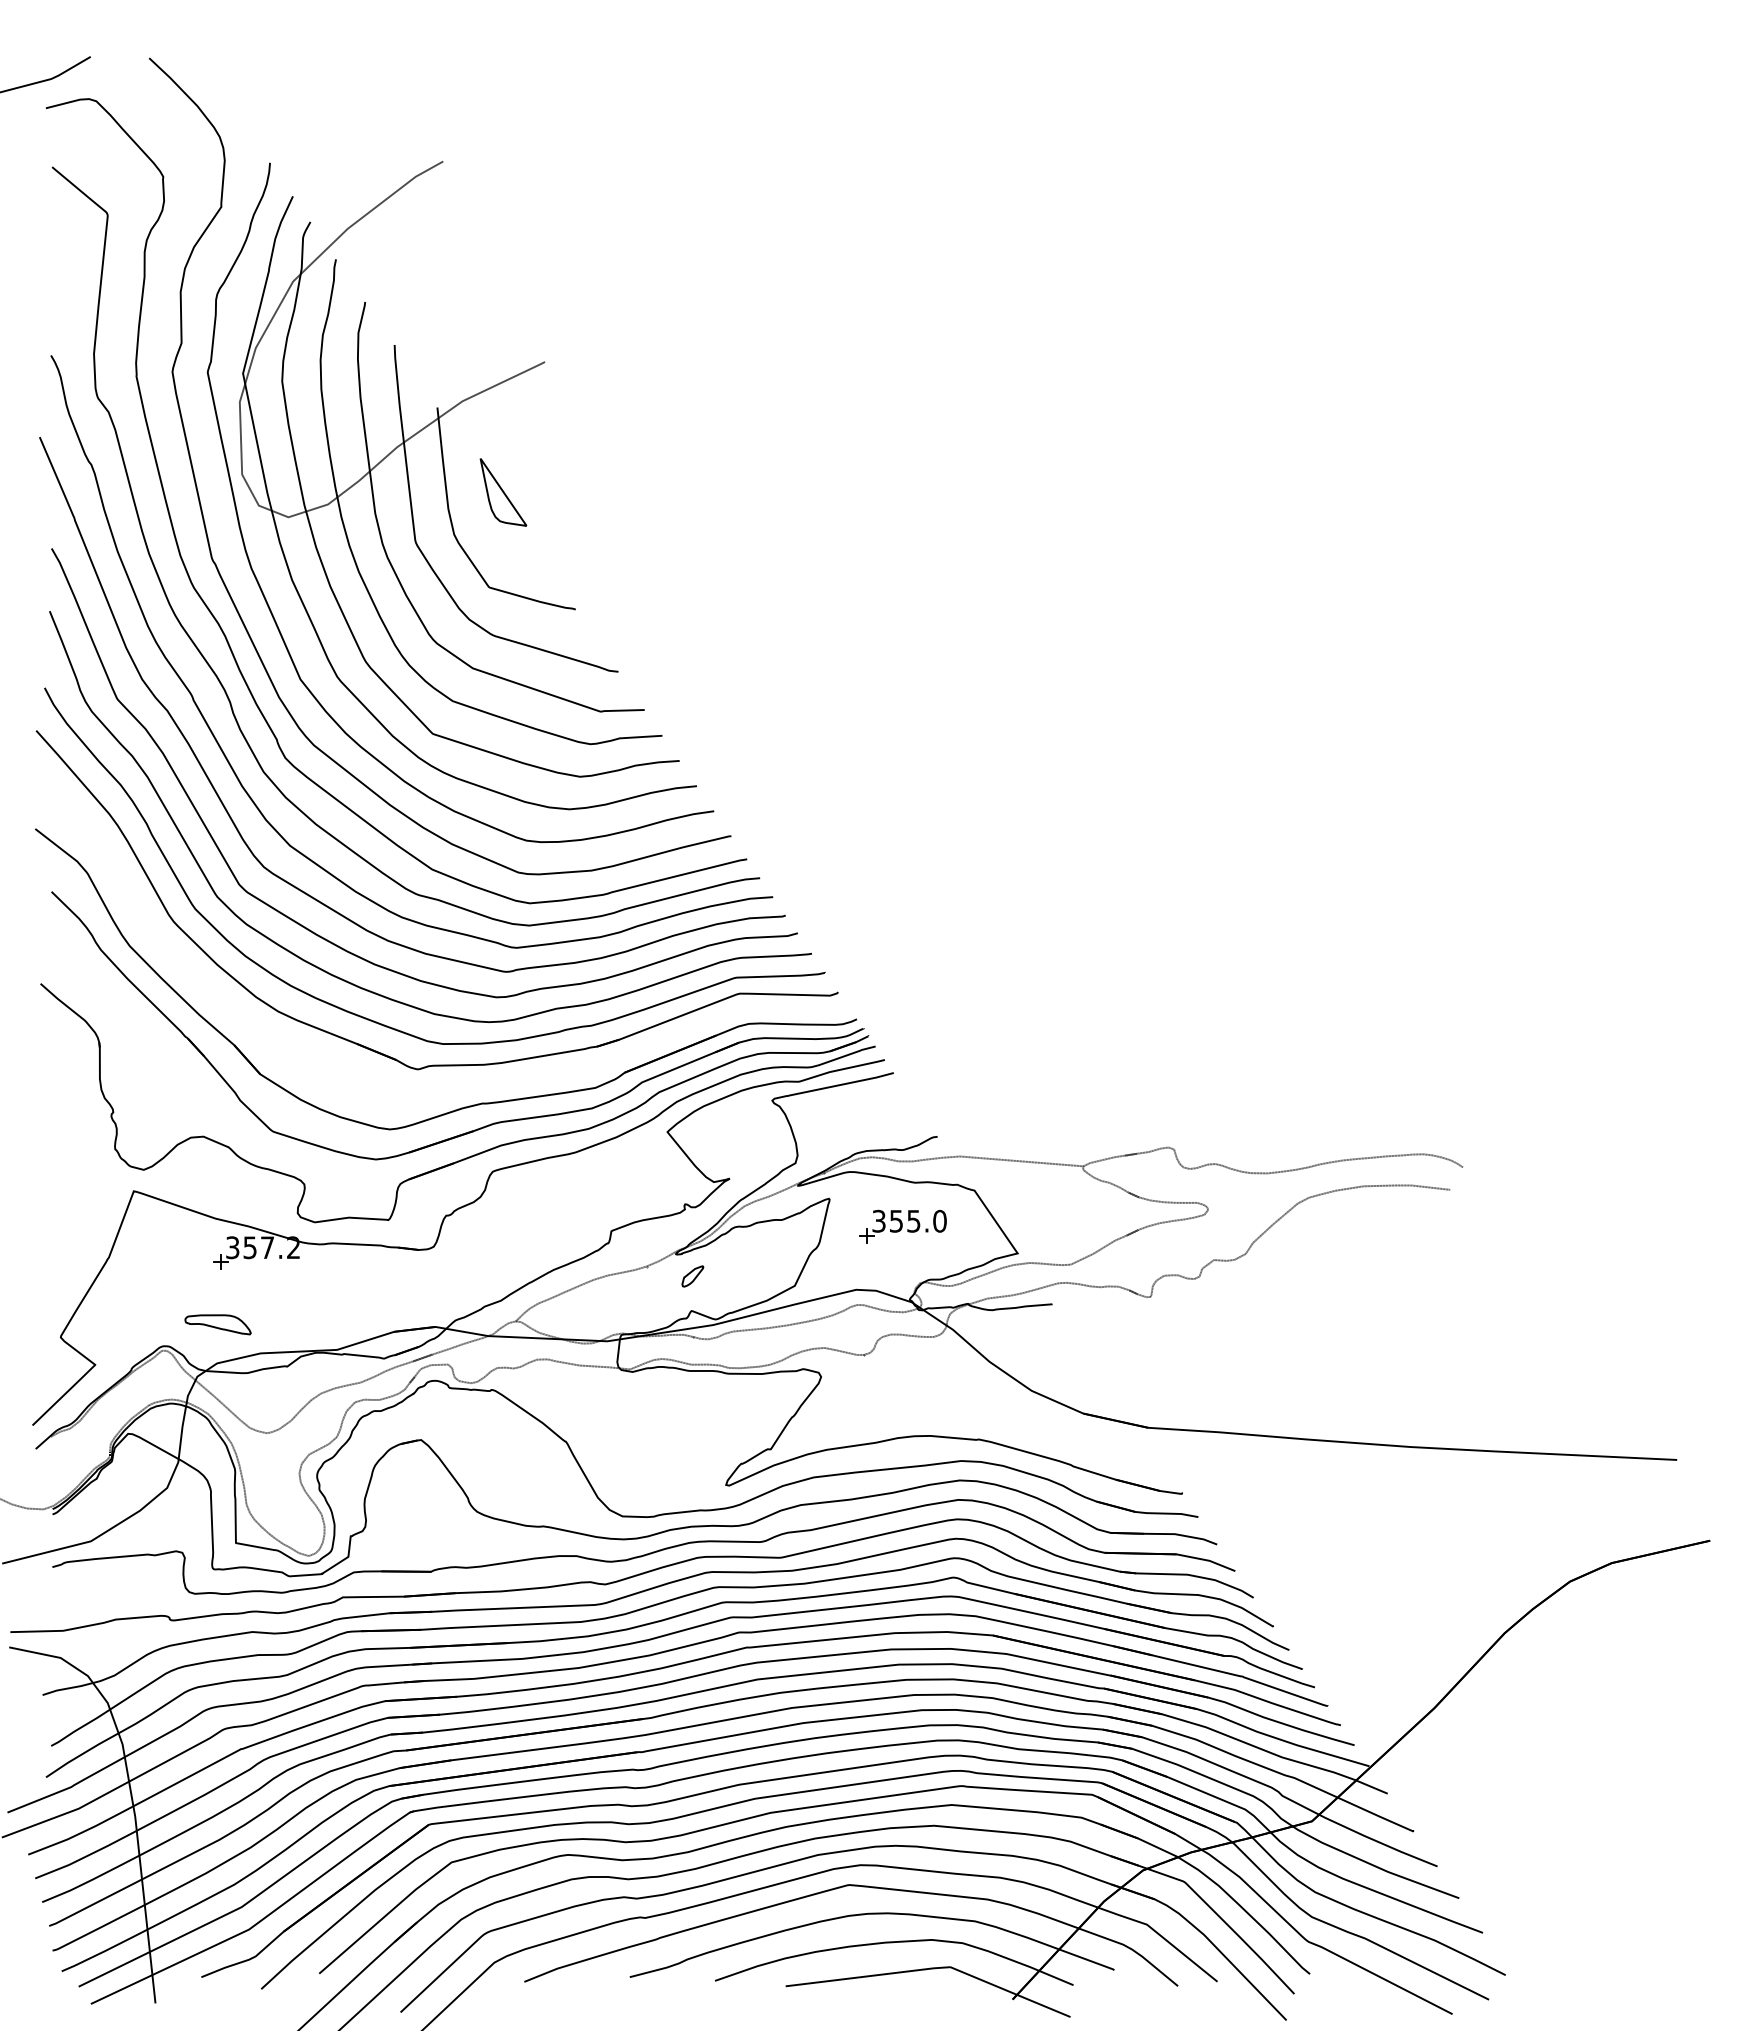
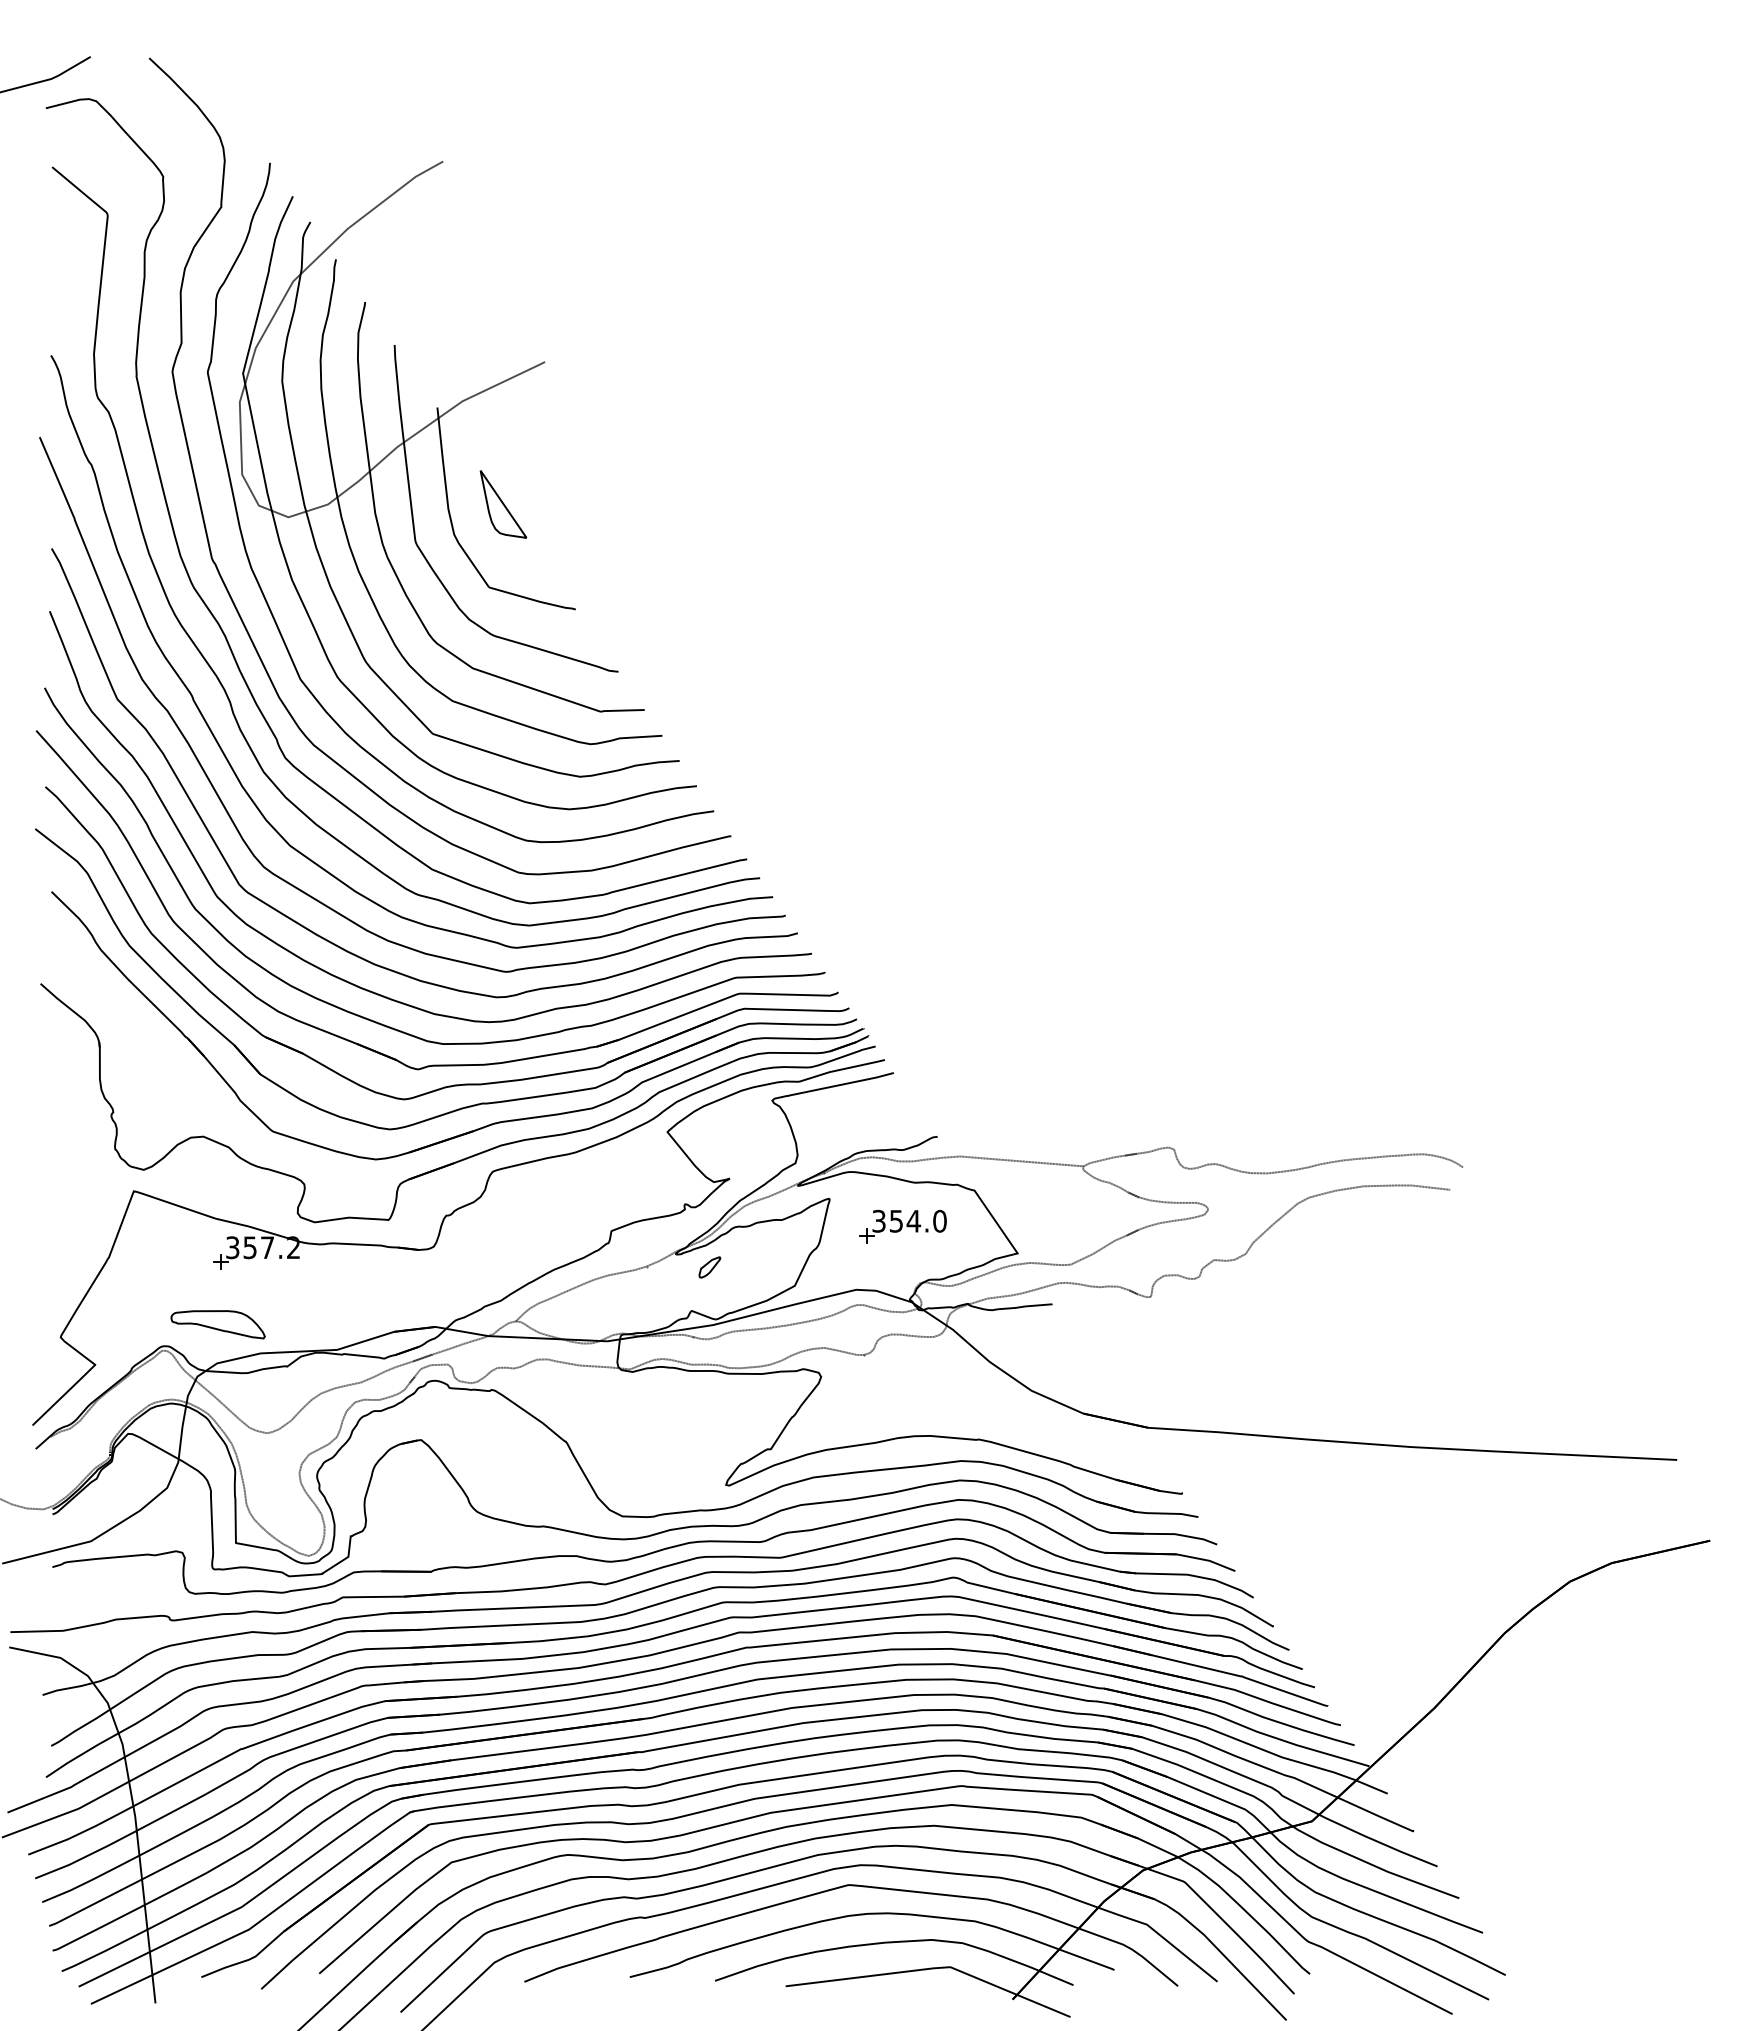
part position: (503, 492) -> (503, 504) (503, 504)
part: none -> present (463, 1083)
text: 355.0 -> 354.0 (913, 1221)
part position: (692, 1276) -> (709, 1267) (709, 1267)
part size: 68x22 px -> 96x30 px (217, 1324)
